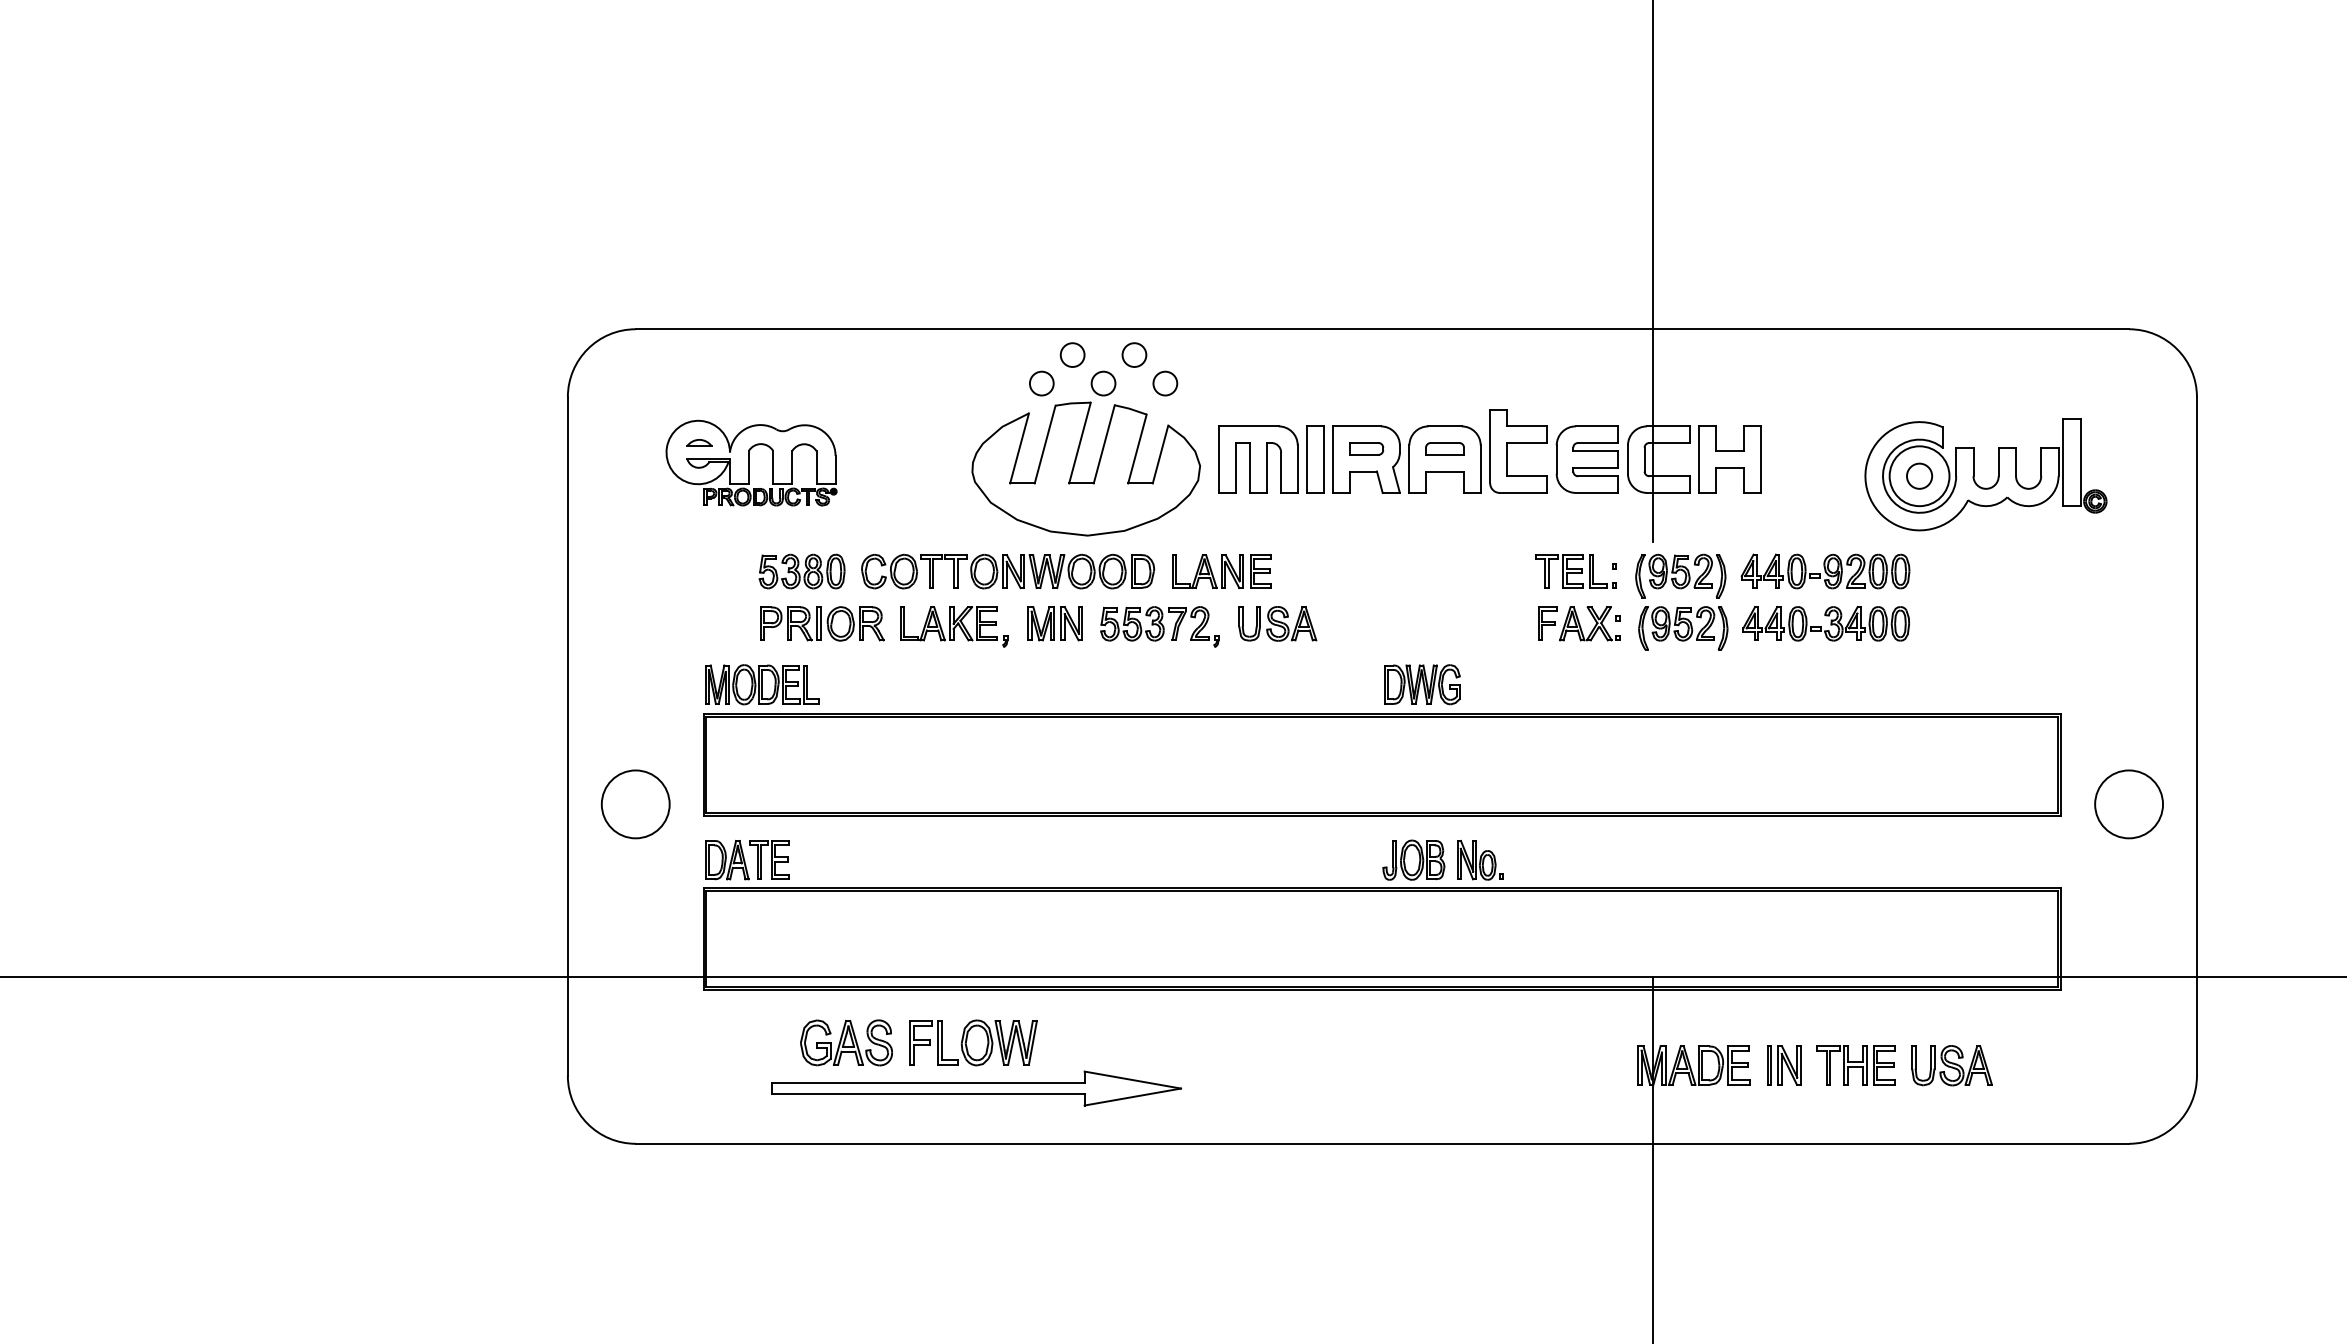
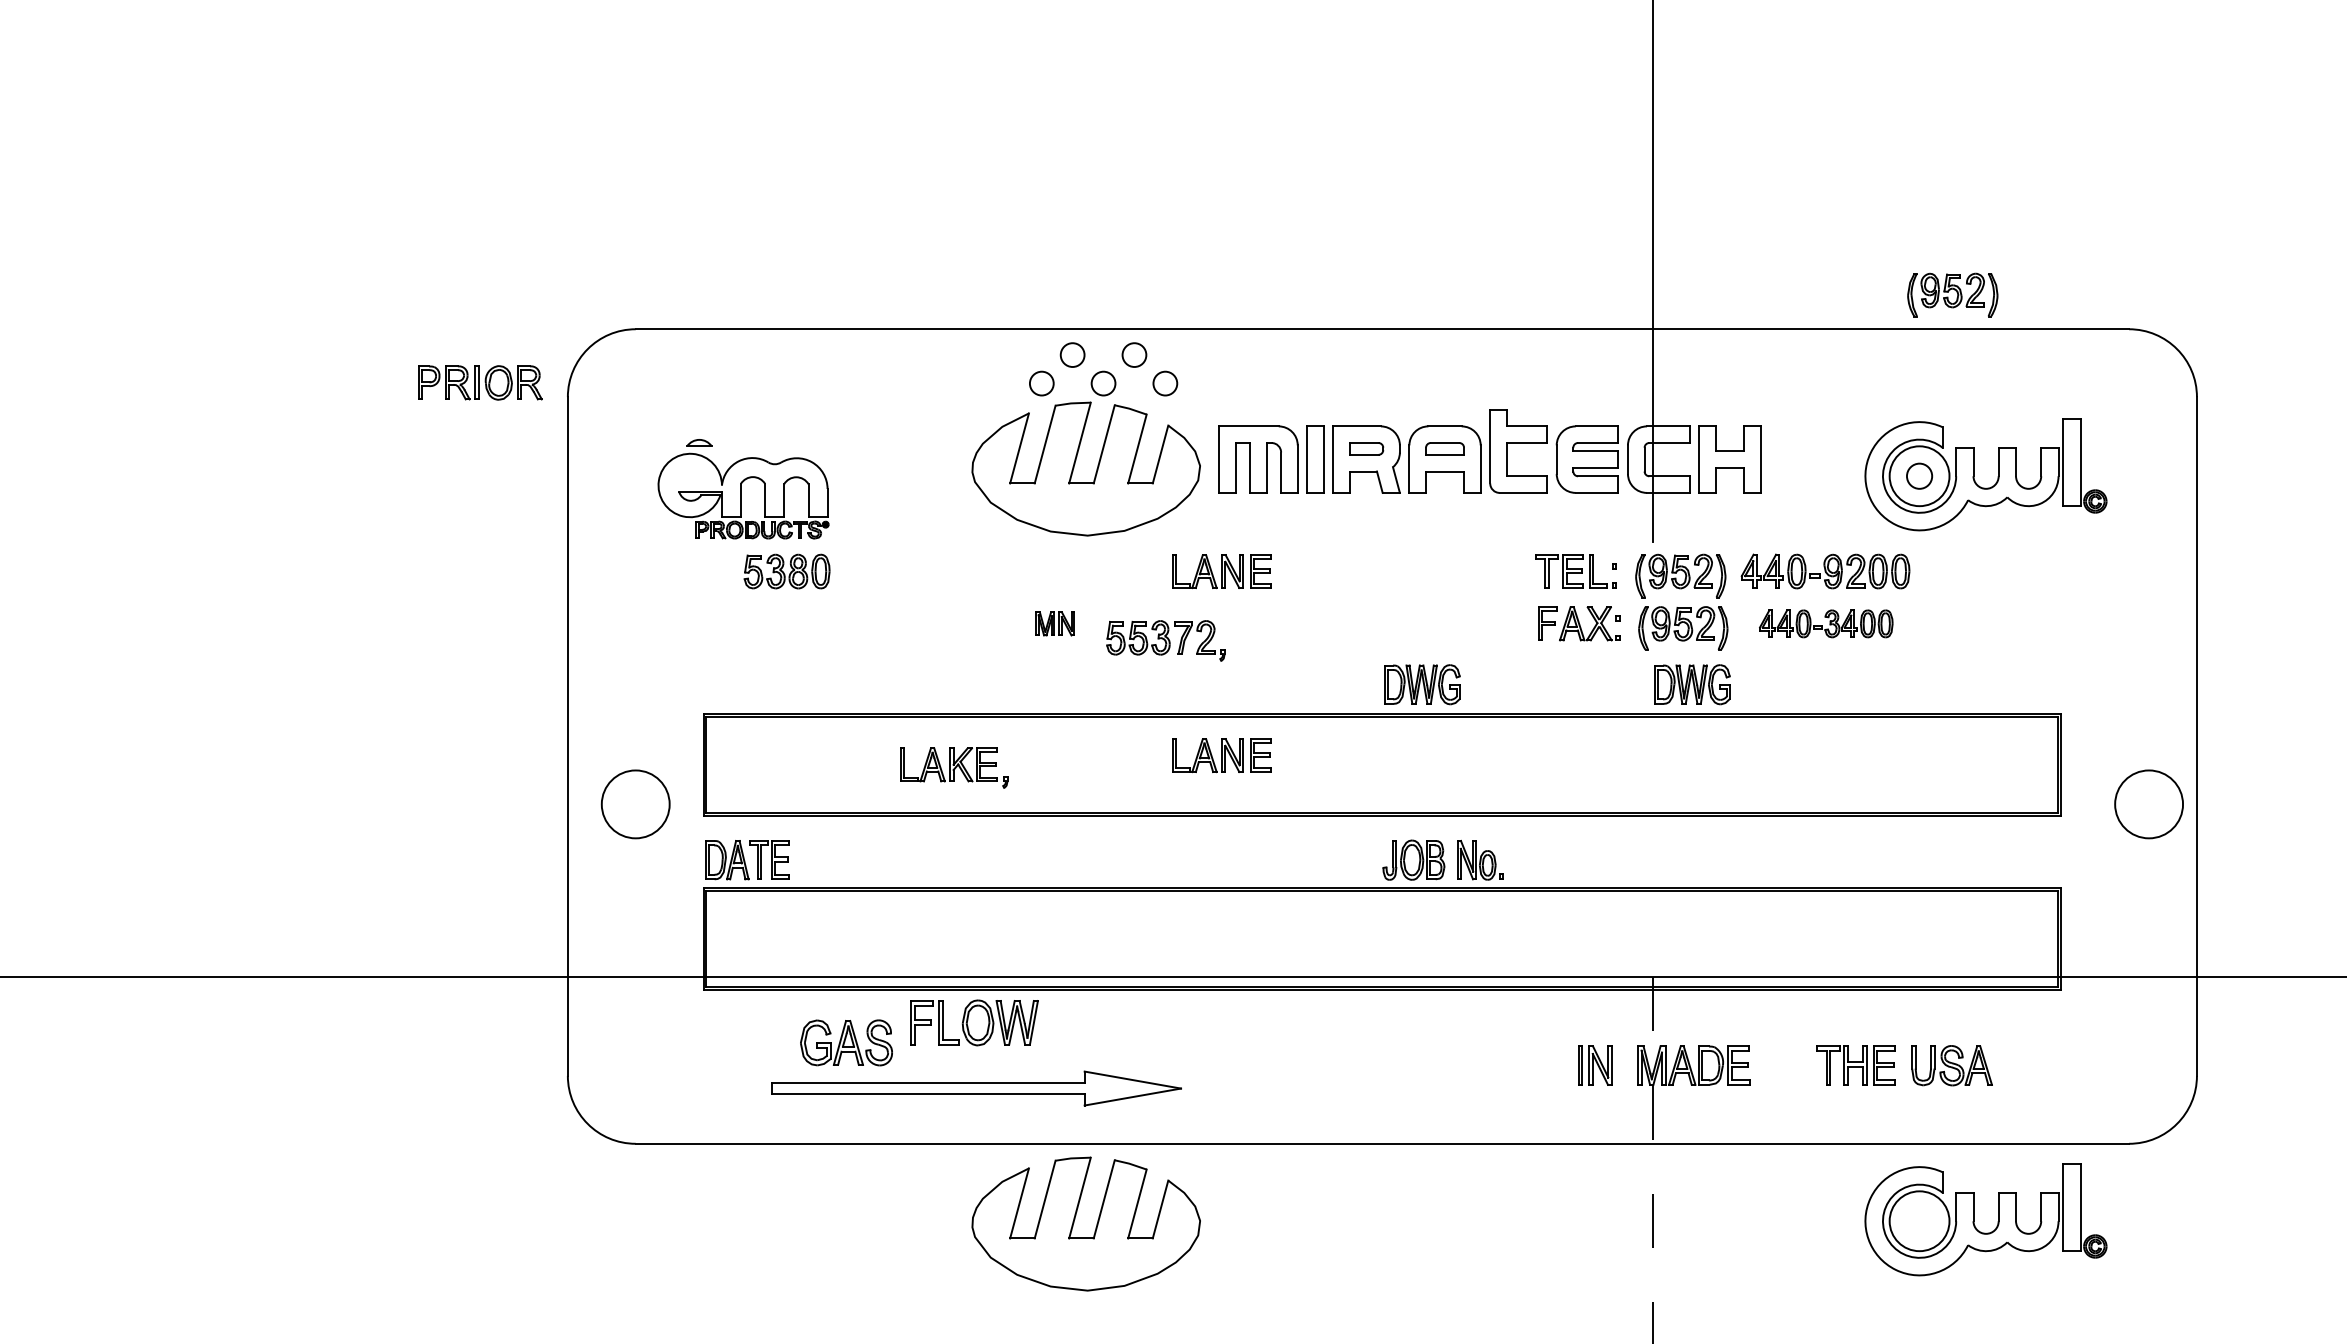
part: none -> present (1952, 294)
part position: (751, 462) -> (743, 495) (743, 495)
part position: (801, 571) -> (786, 571) (786, 571)
part: present -> none (1008, 571)
part position: (822, 623) -> (480, 382) (480, 382)
part size: 56x36 px -> 40x26 px (1054, 623)
part: present -> none (1277, 623)
part size: 169x36 px -> 135x30 px (1826, 623)
part position: (954, 626) -> (954, 767) (954, 767)
part position: (1159, 626) -> (1165, 640) (1165, 640)
part: present -> none (762, 684)
part: none -> present (1692, 684)
part: none -> present (1221, 755)
circle position: (2128, 804) -> (2148, 804) (2148, 804)
part position: (973, 1042) -> (974, 1022) (974, 1022)
part position: (1784, 1065) -> (1595, 1065) (1595, 1065)
line: solid -> dashed (1652, 1159)
part: none -> present (1075, 1219)
part: none -> present (1974, 1219)
